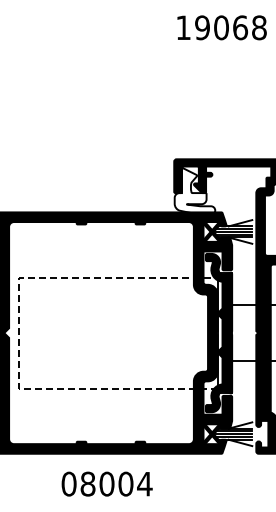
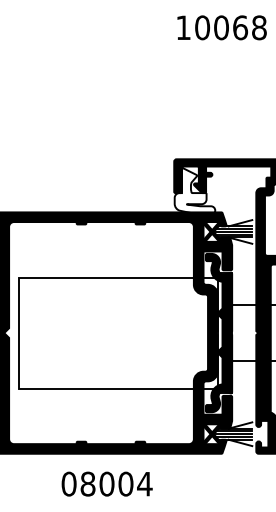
text: 19068 -> 10068 (202, 27)
line: dashed -> solid (18, 333)
